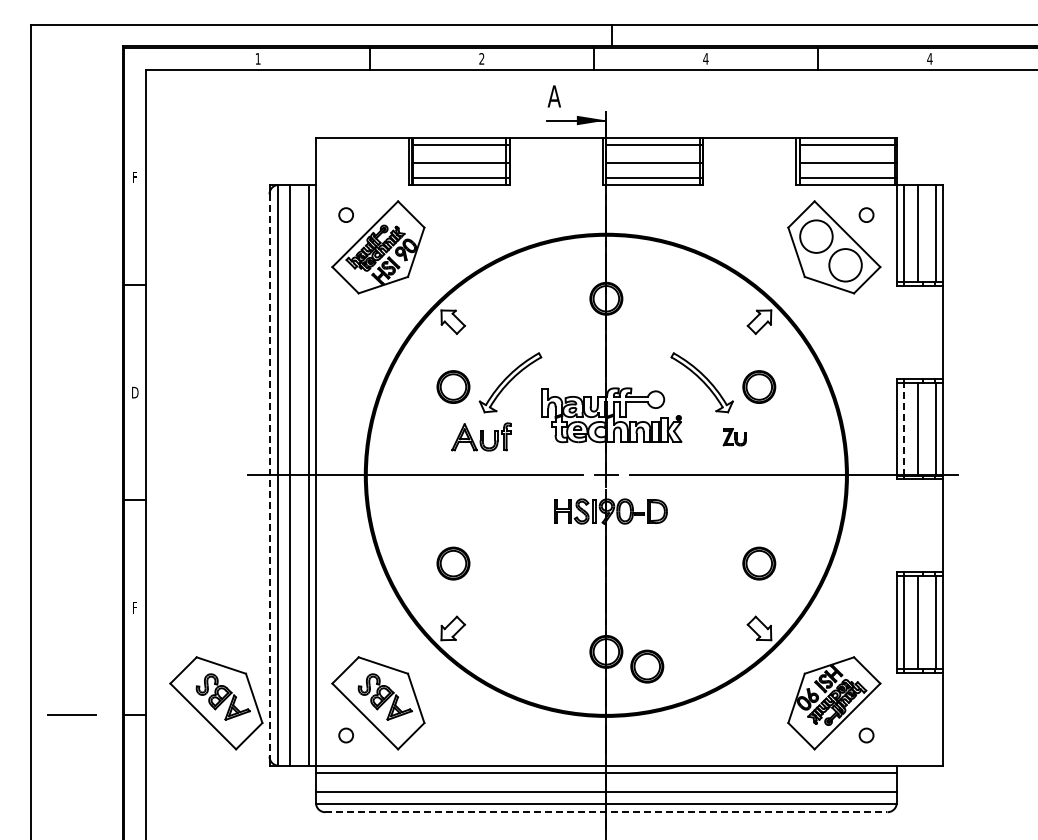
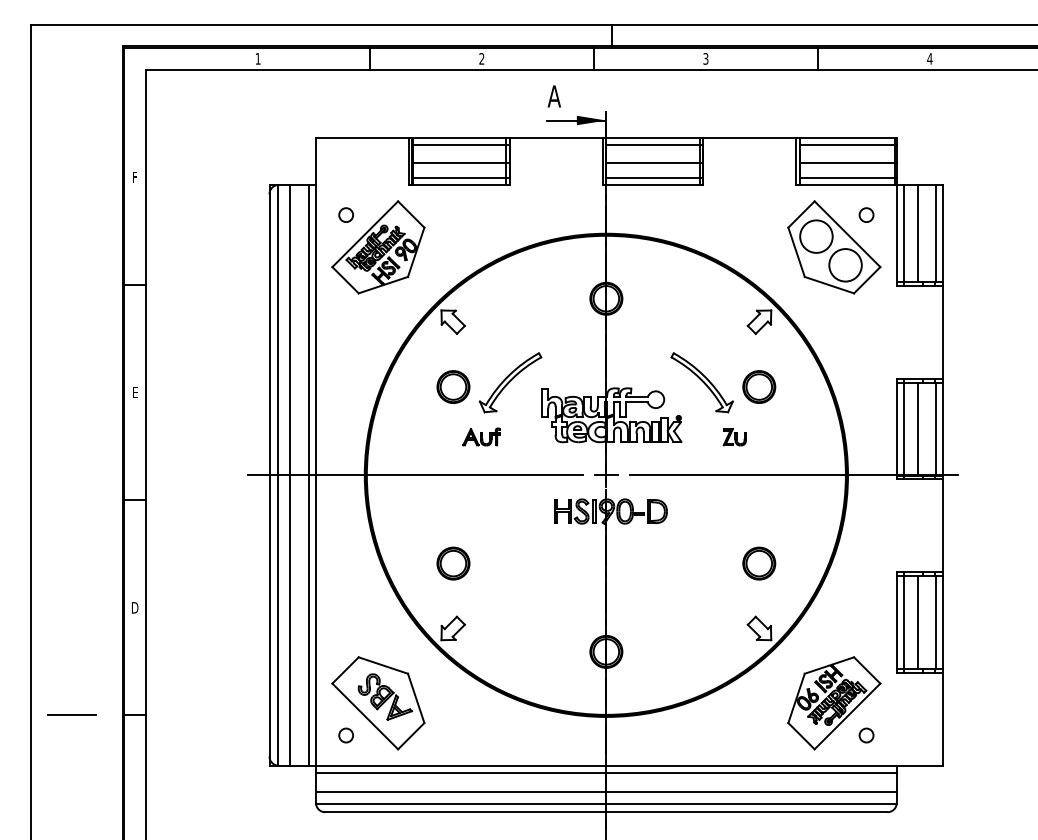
text: 4 -> 3 (705, 58)
text: D -> E (135, 392)
line: dashed -> solid (903, 429)
part size: 61x30 px -> 39x20 px (481, 436)
line: dashed -> solid (269, 475)
text: F -> D (134, 607)
part: present -> none (647, 666)
part: present -> none (216, 703)
line: dashed -> solid (606, 812)
